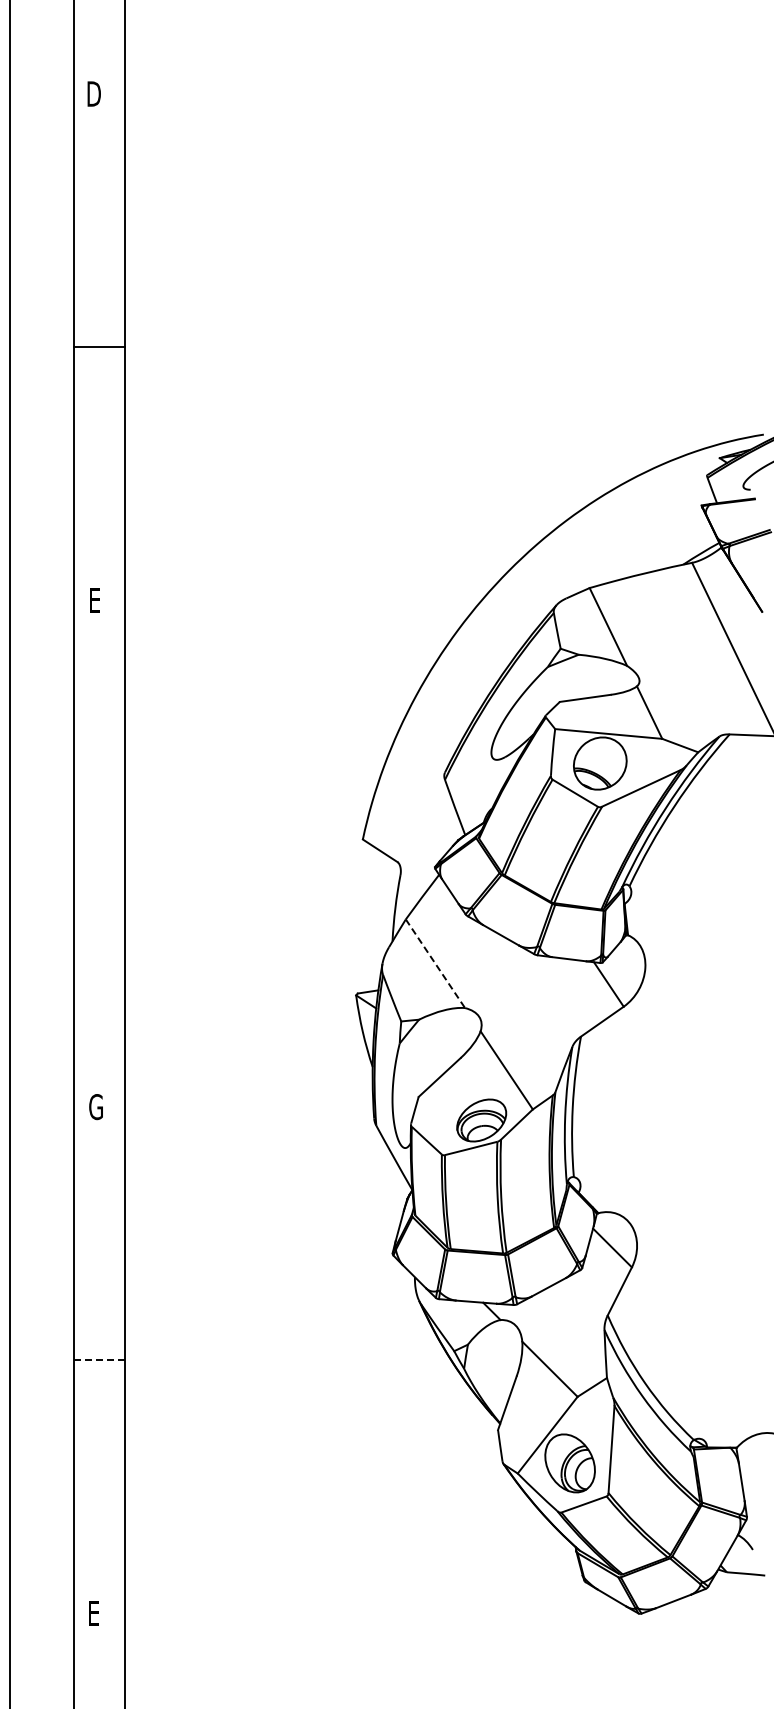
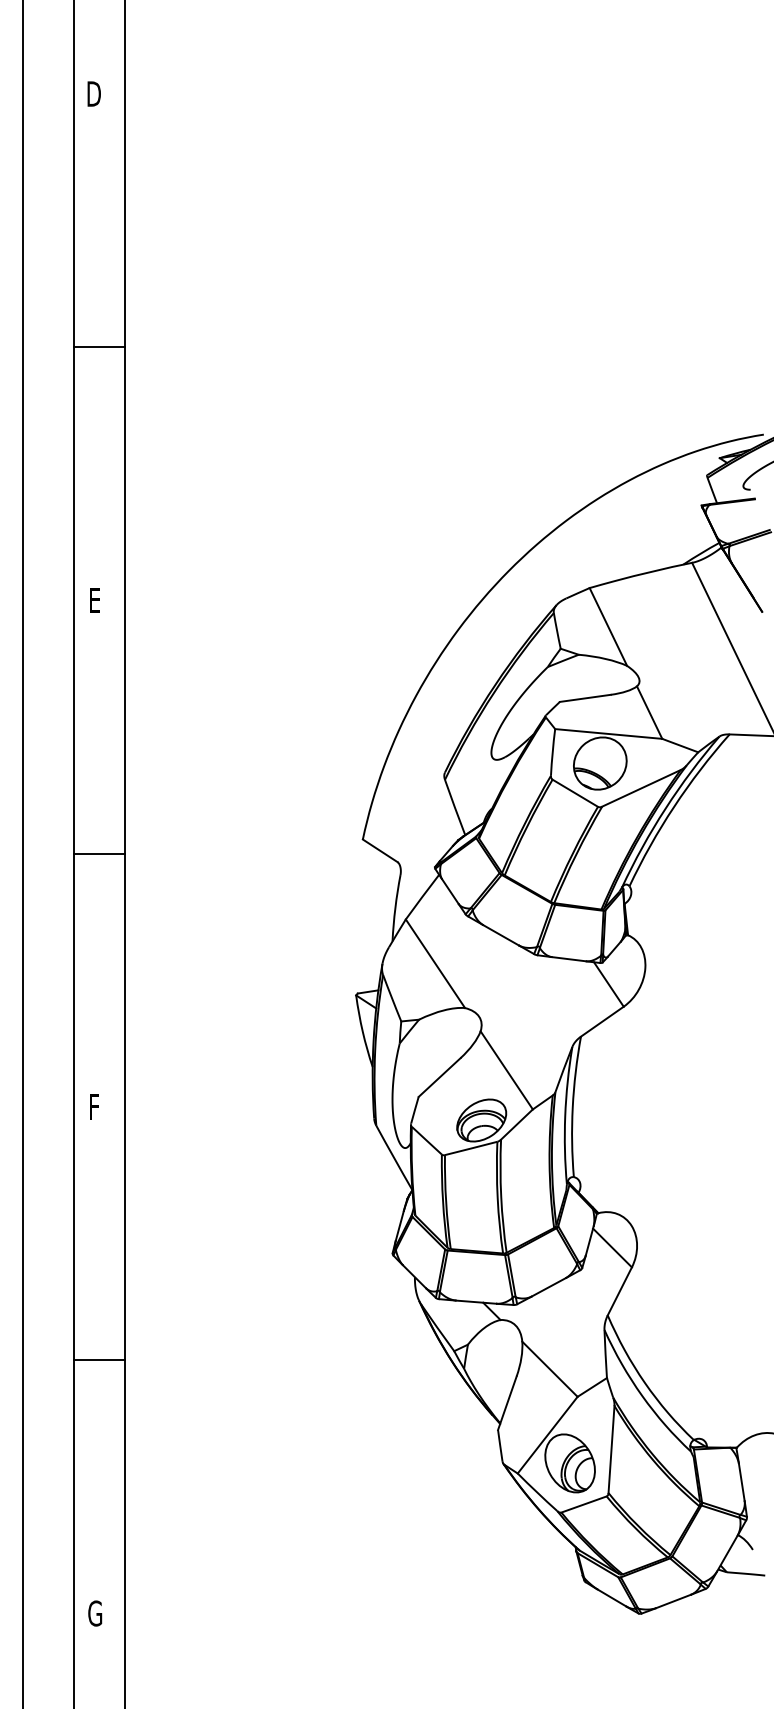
line position: (10, 853) -> (23, 853) (23, 853)
line: none -> present (99, 853)
line: dashed -> solid (435, 964)
text: G -> F (95, 1107)
line: dashed -> solid (99, 1360)
text: E -> G (95, 1613)
